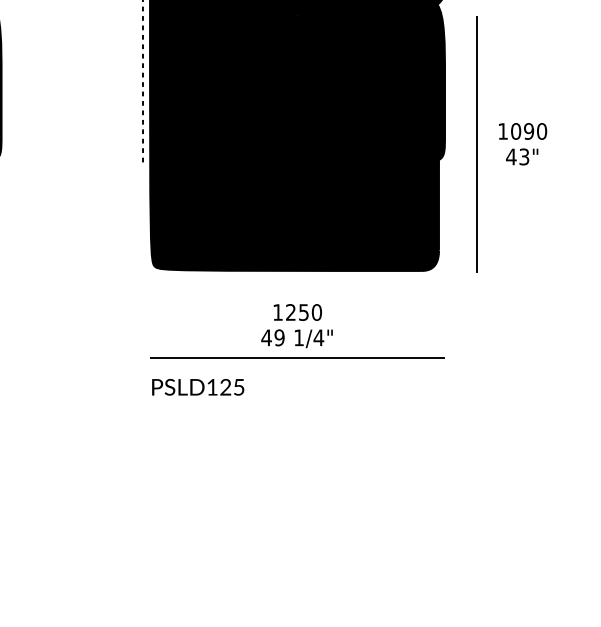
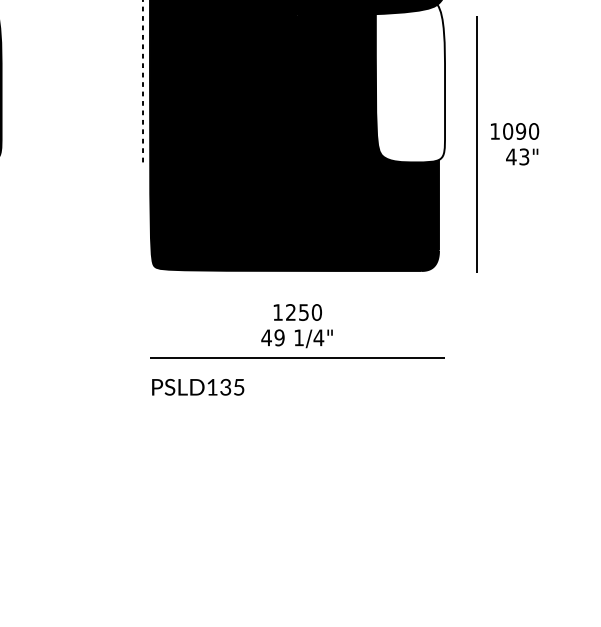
fill: present -> none (410, 83)
text position: (523, 131) -> (515, 131) (515, 131)
text: PSLD125 -> PSLD135 (225, 389)
